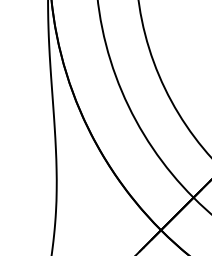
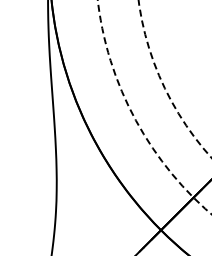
circle: solid -> dashed (174, 79)
circle: solid -> dashed (154, 107)
